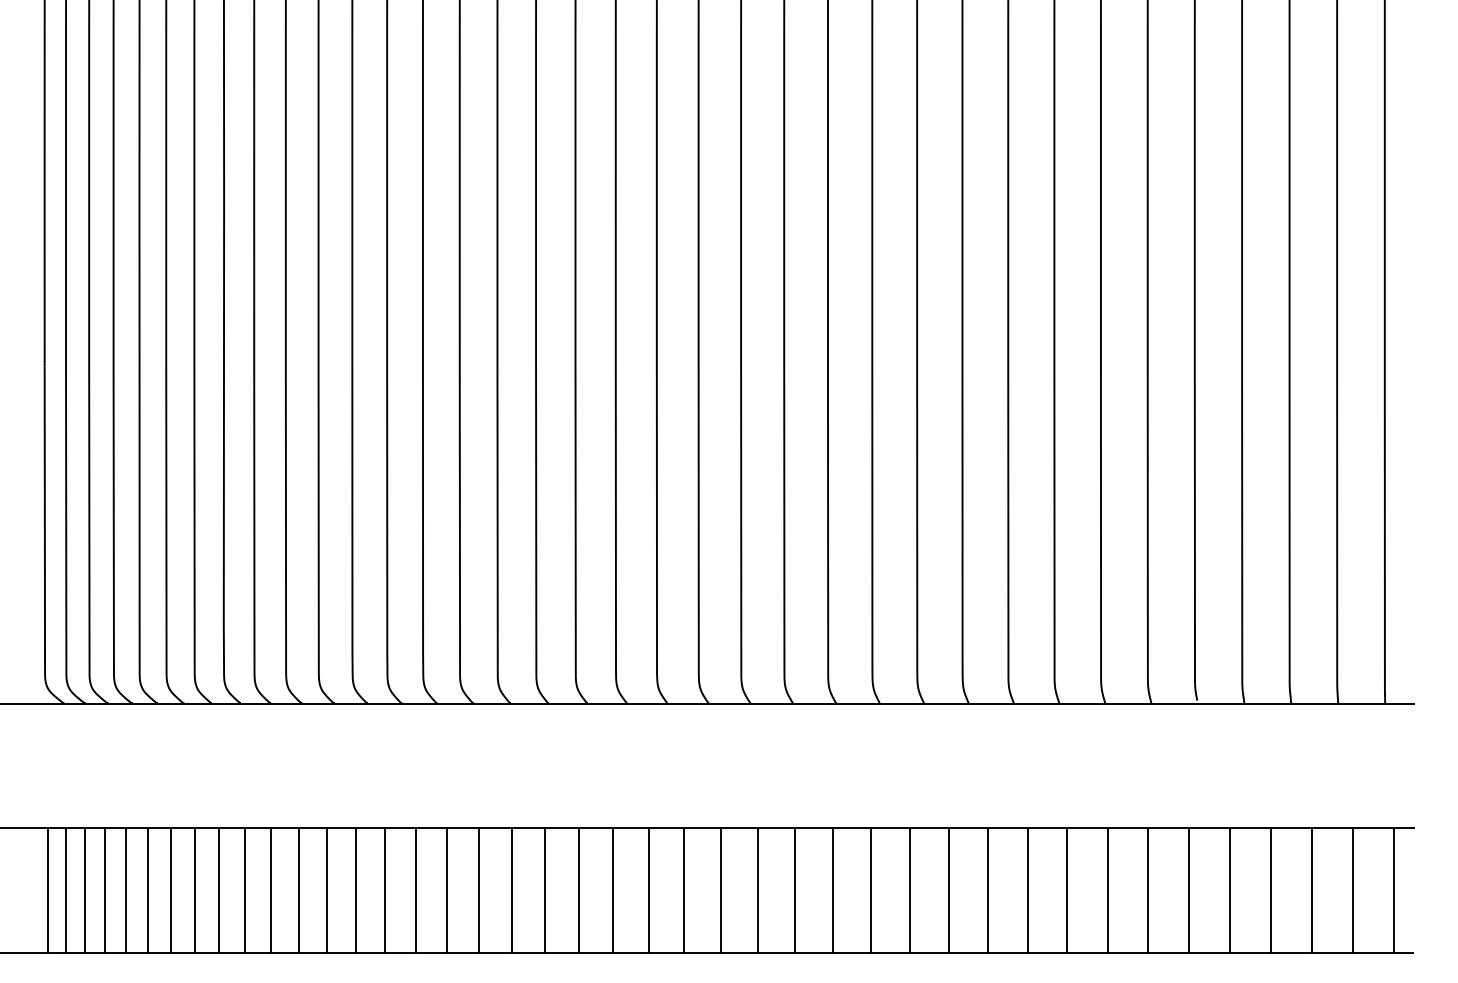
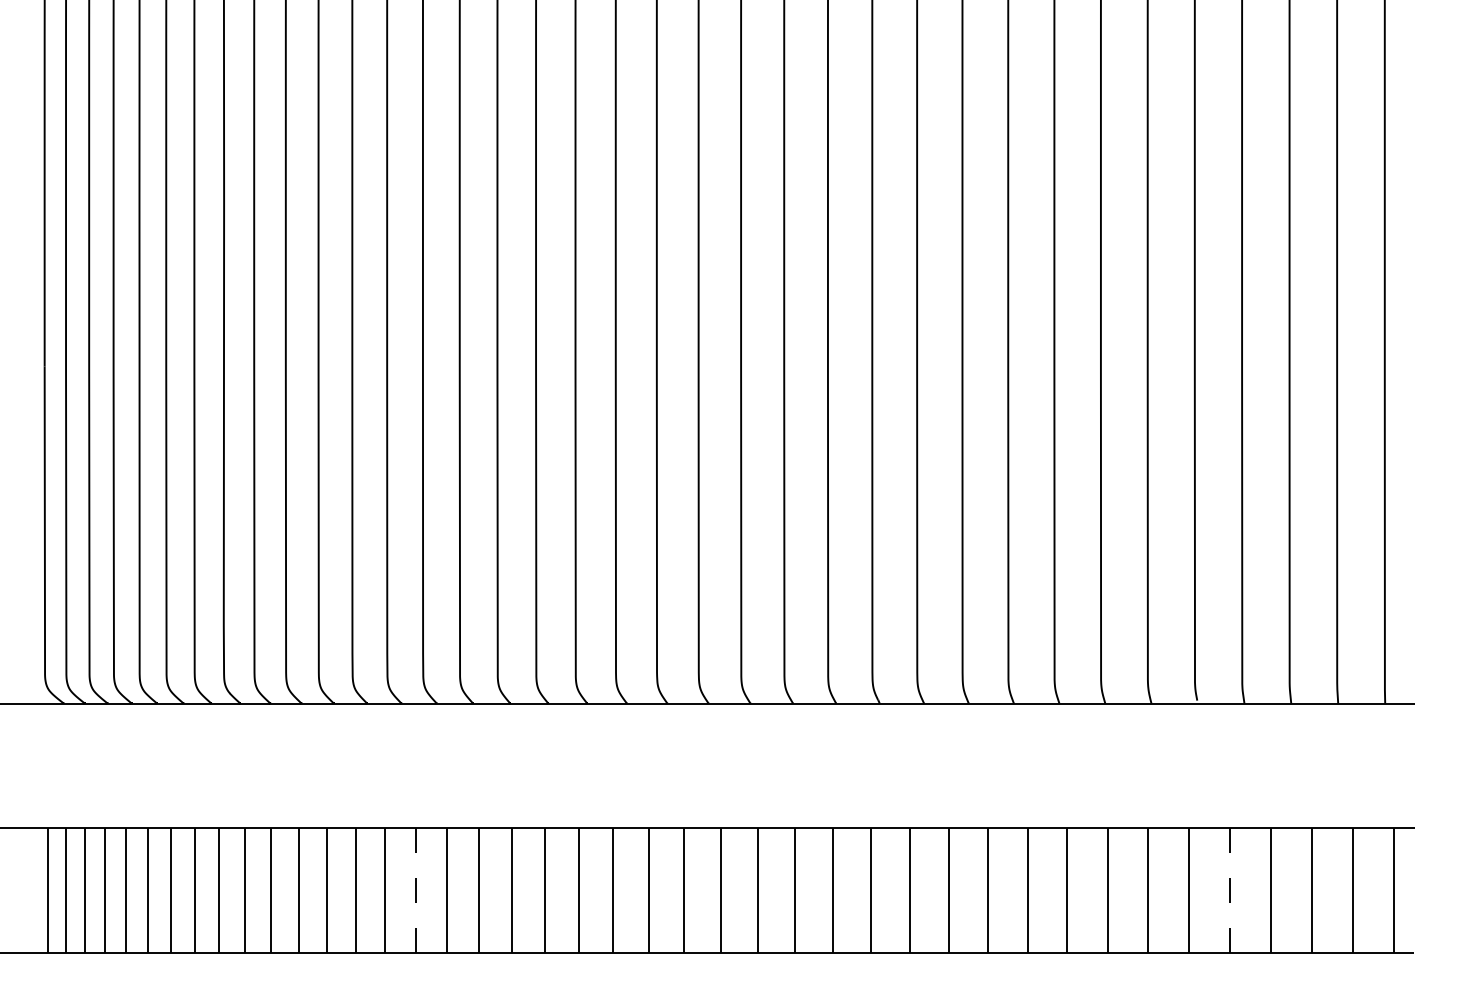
line: solid -> dashed (415, 890)
line: solid -> dashed (1229, 890)
